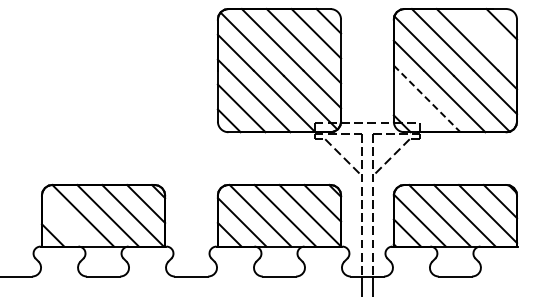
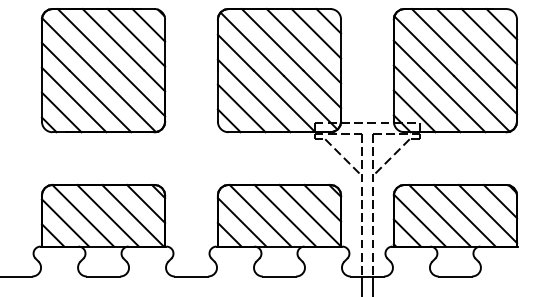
line: none -> present (489, 36)
part: none -> present (103, 70)
line: dashed -> solid (427, 99)
line: none -> present (414, 111)
line: none -> present (65, 222)
